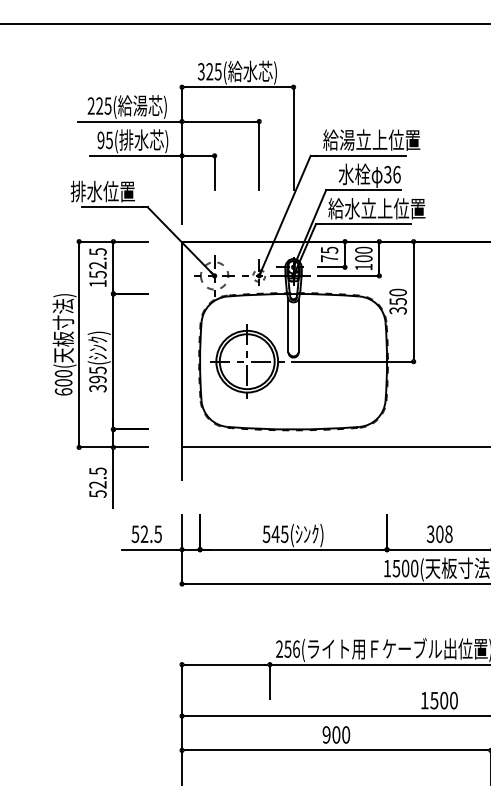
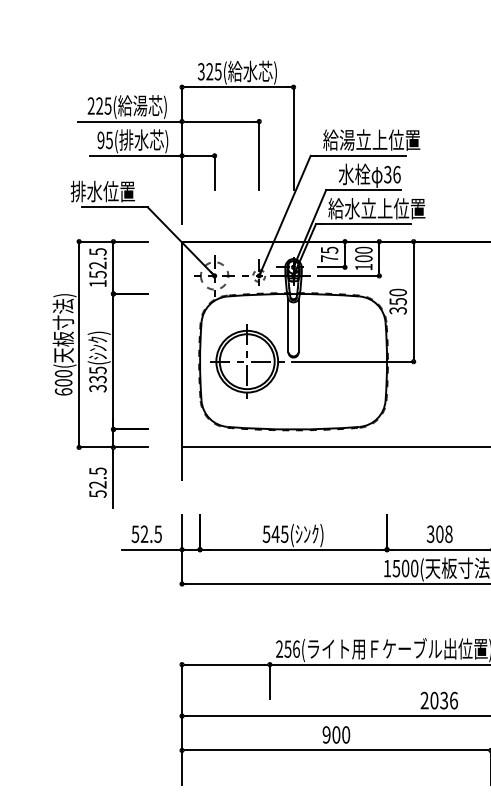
line: present -> none (244, 24)
text: 395( -> 335( (97, 379)
text: 1500 -> 2036 (438, 700)
